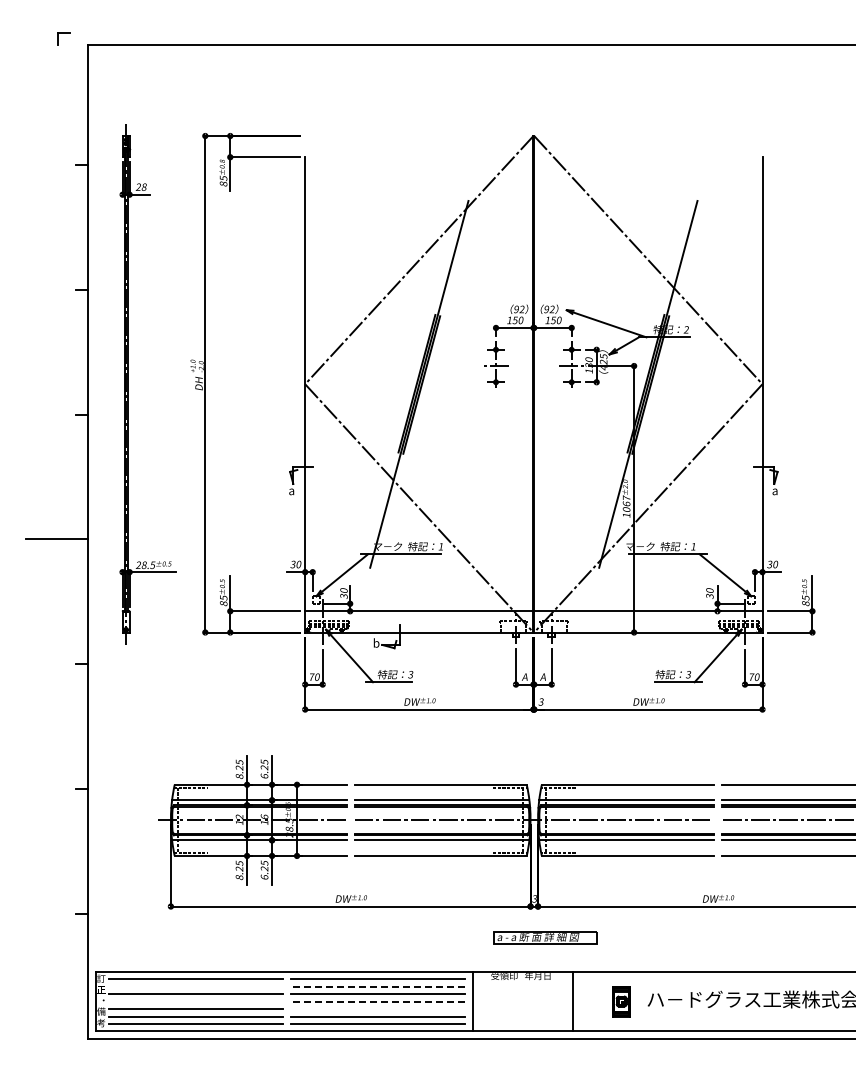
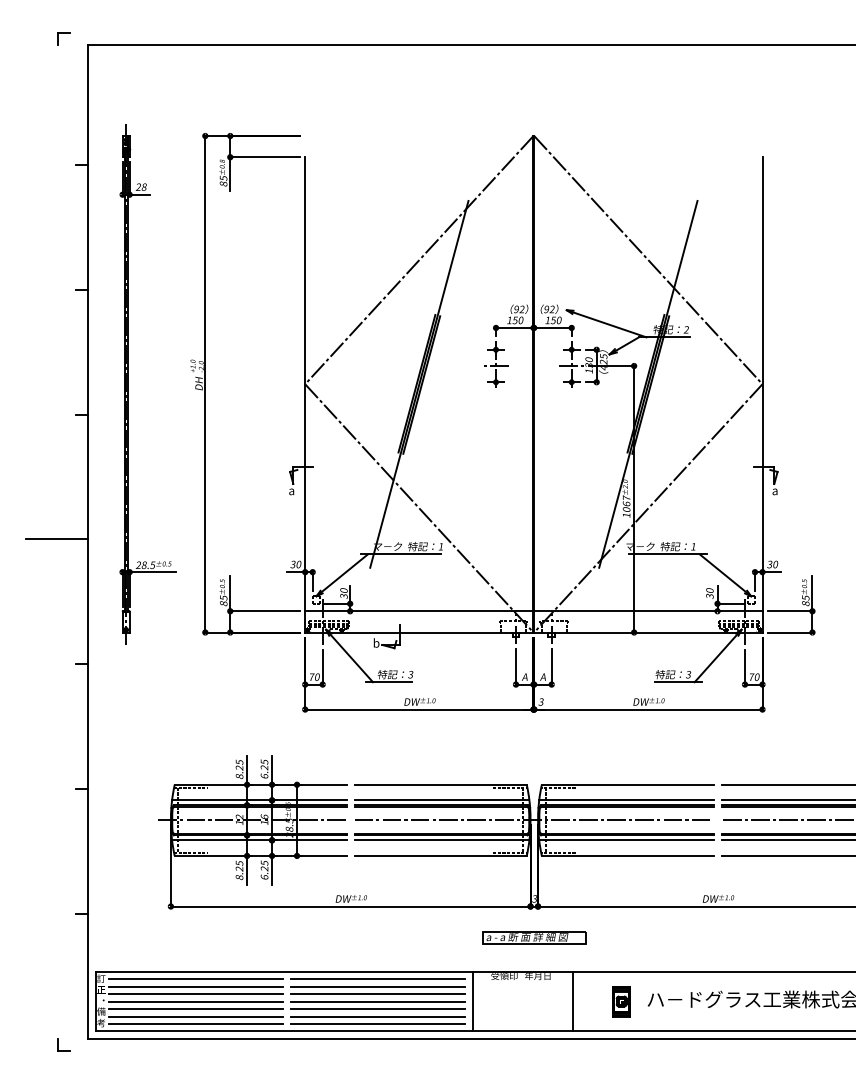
part position: (545, 937) -> (534, 937) (534, 937)
line: none -> present (195, 986)
line: dashed -> solid (377, 986)
line: none -> present (195, 1001)
line: dashed -> solid (377, 1001)
line: none -> present (377, 1009)
part: none -> present (63, 1044)
